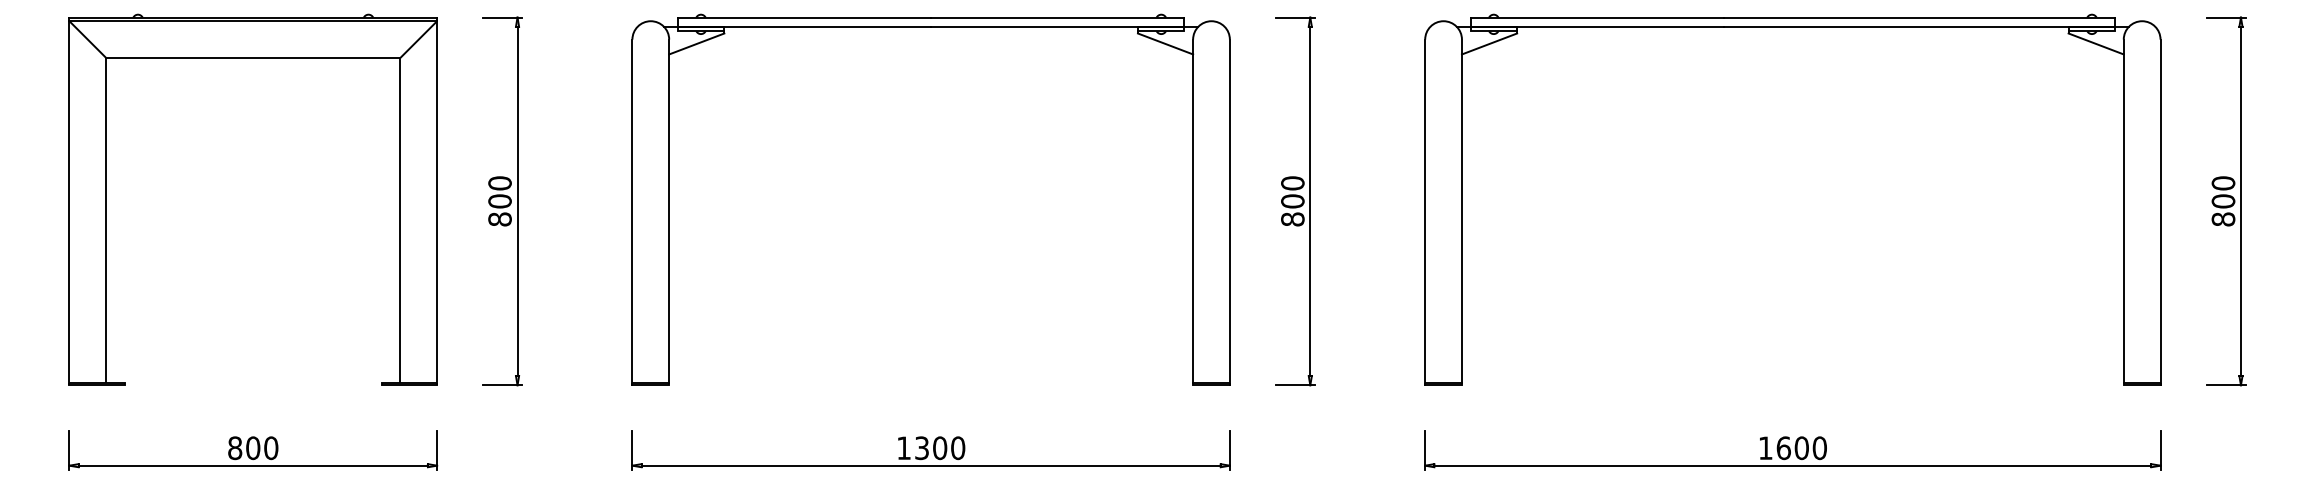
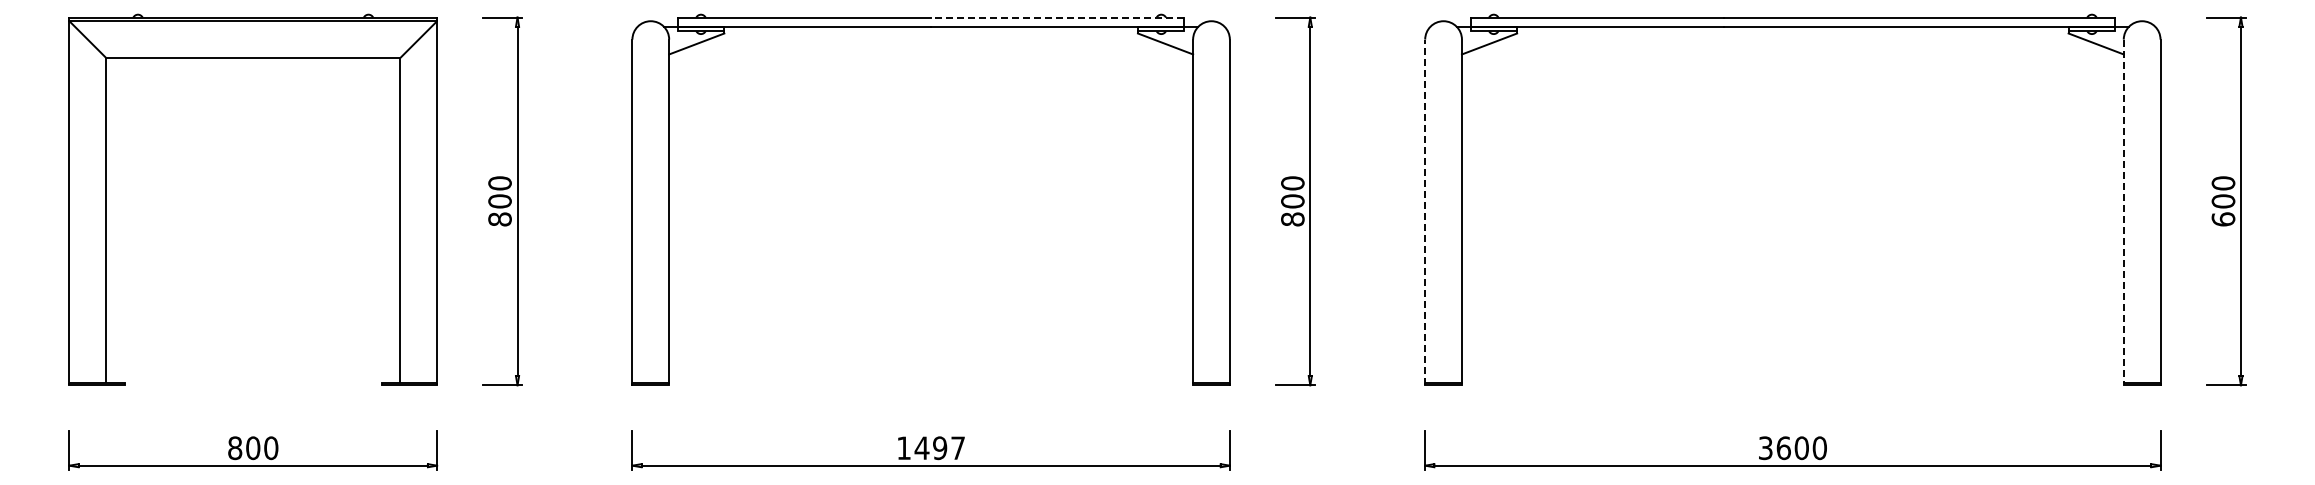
line: solid -> dashed (1057, 17)
line: solid -> dashed (2123, 211)
line: solid -> dashed (1425, 212)
text: 800 -> 600 (2223, 219)
text: 1300 -> 1497 (939, 448)
text: 1600 -> 3600 (1765, 448)
